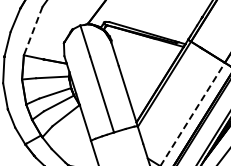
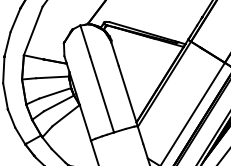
line: dashed -> solid (33, 31)
line: dashed -> solid (193, 113)
